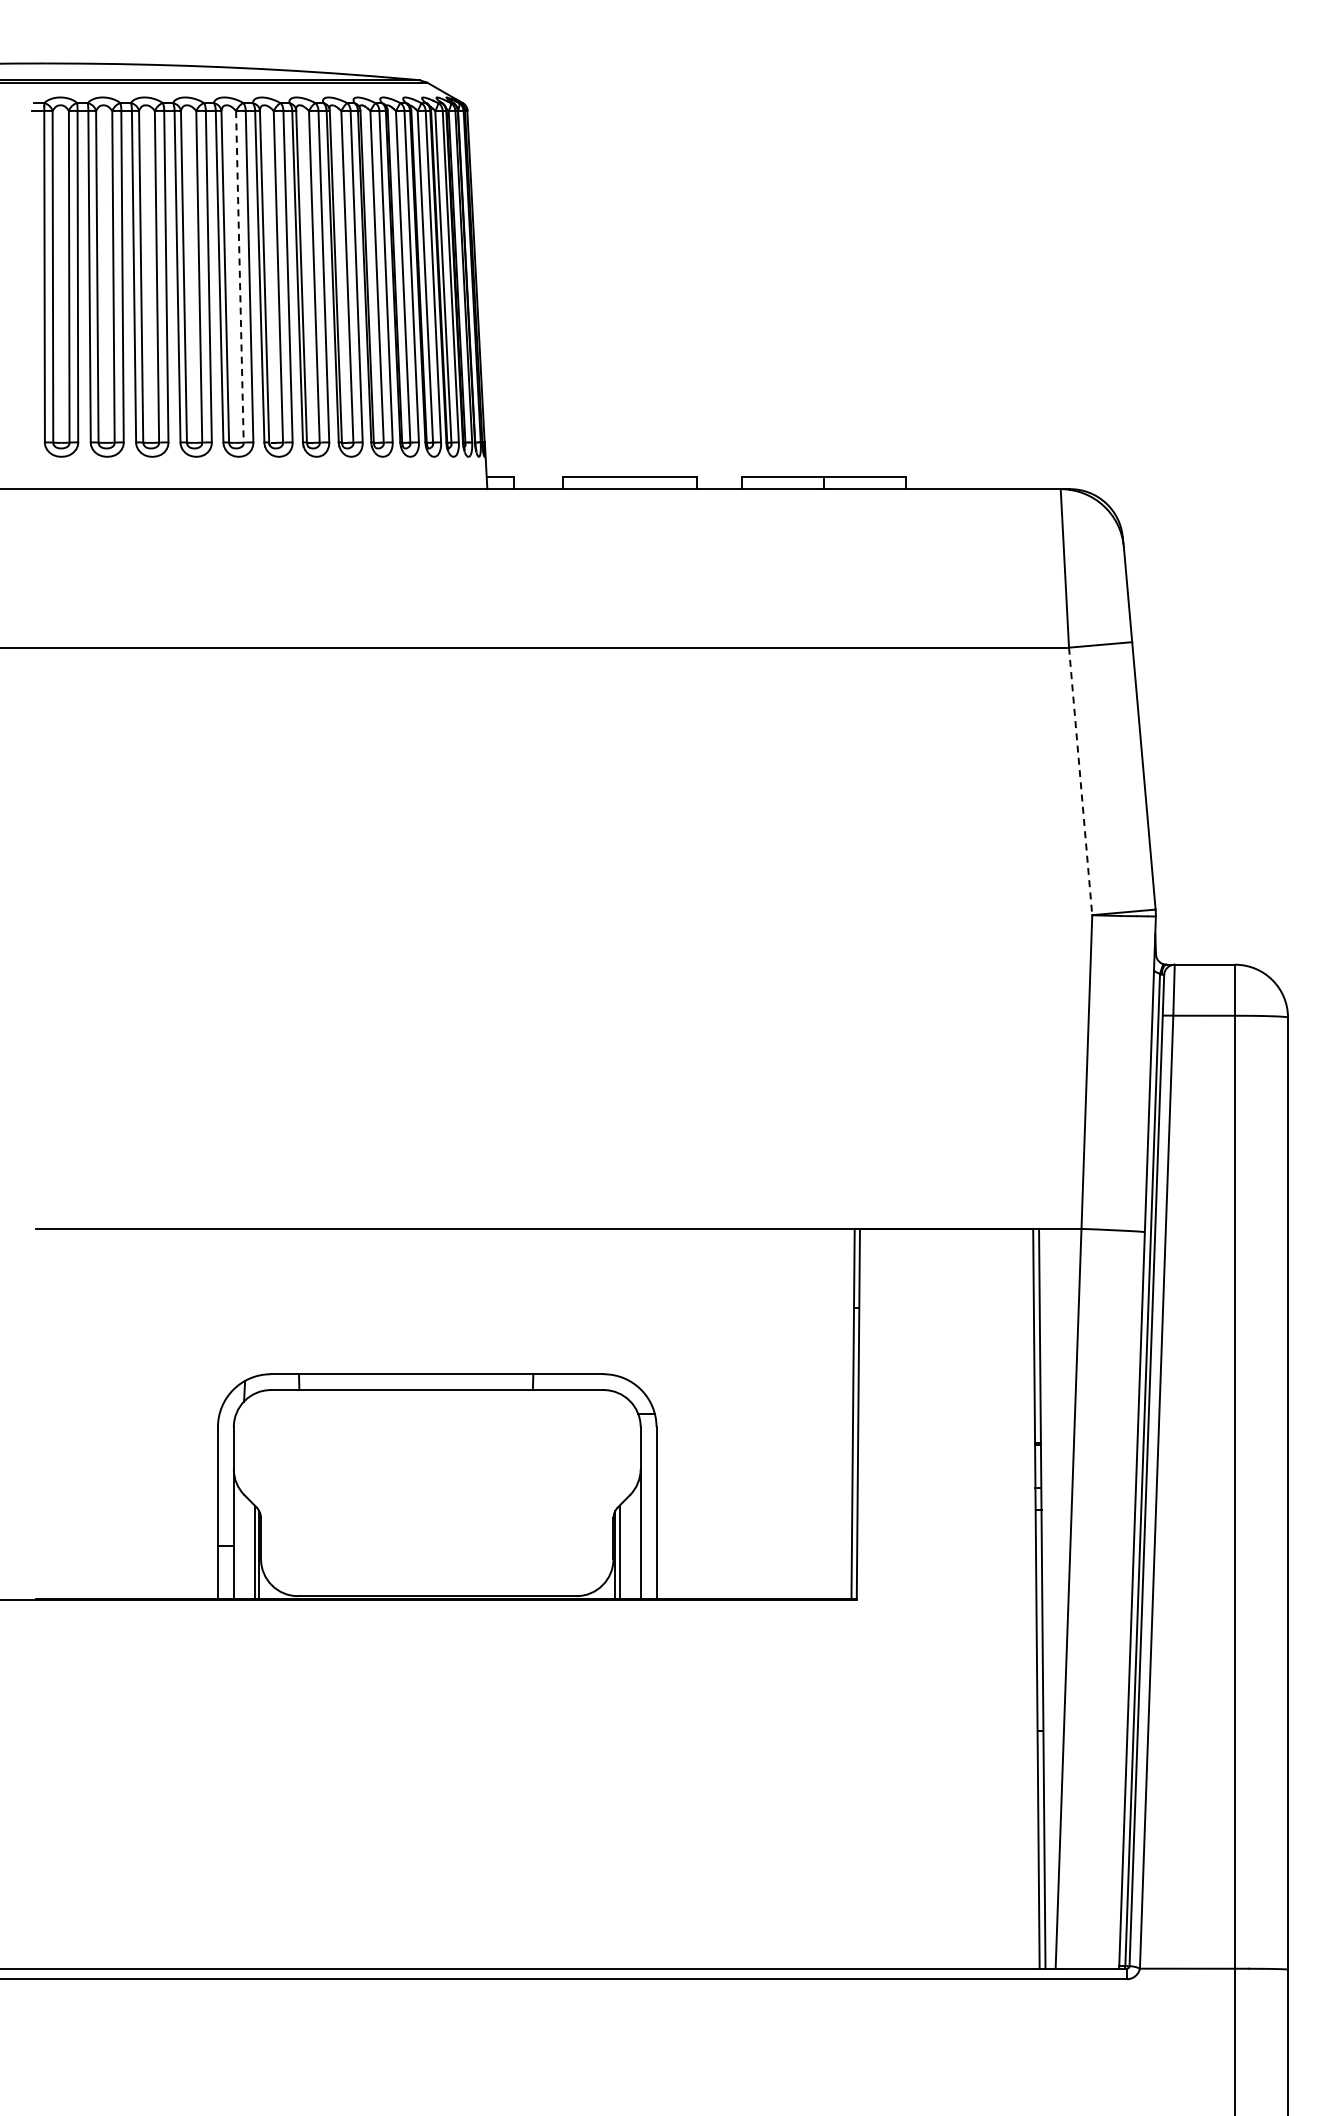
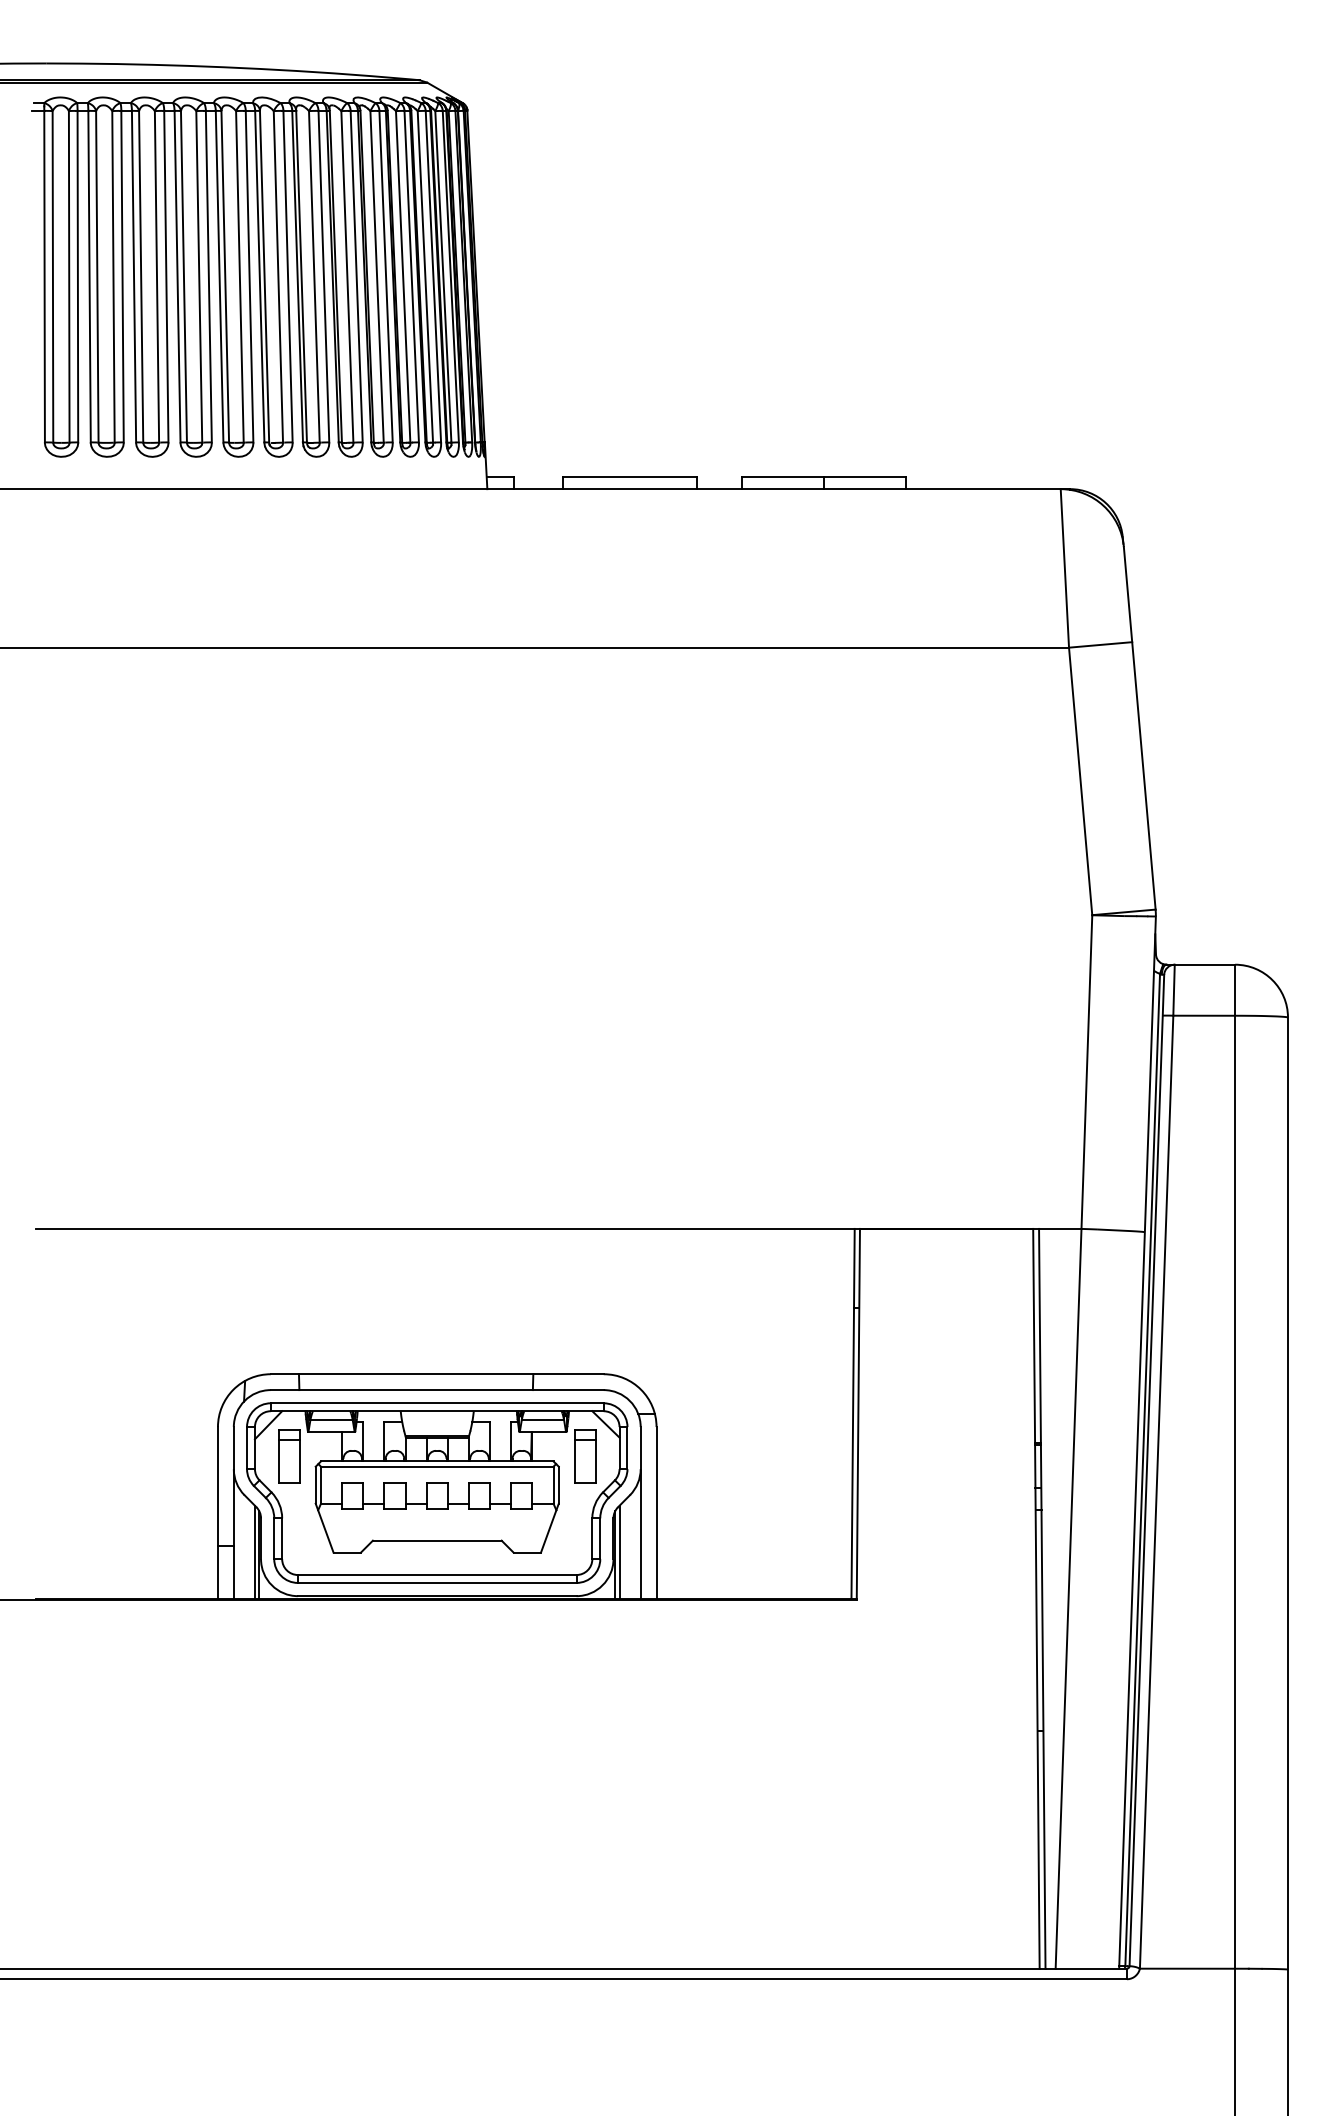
line: dashed -> solid (239, 276)
line: dashed -> solid (1080, 781)
part: none -> present (437, 1492)
